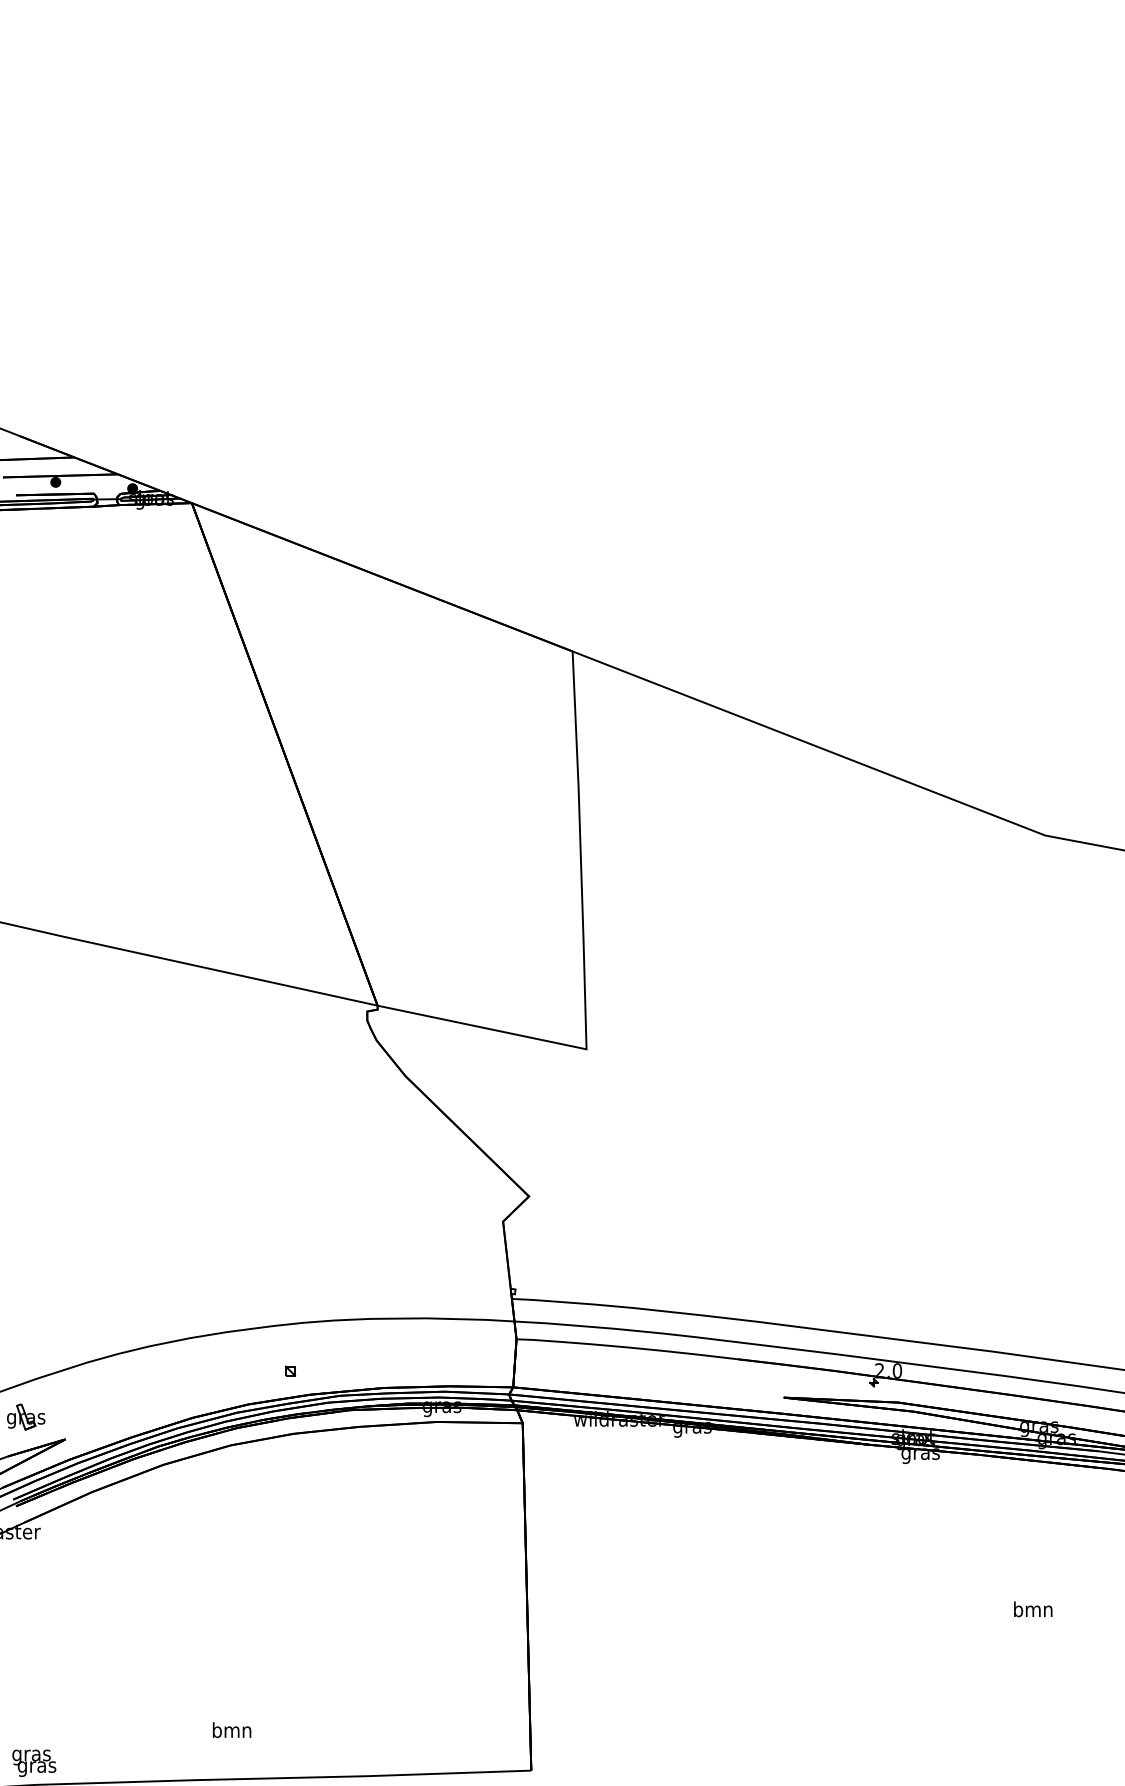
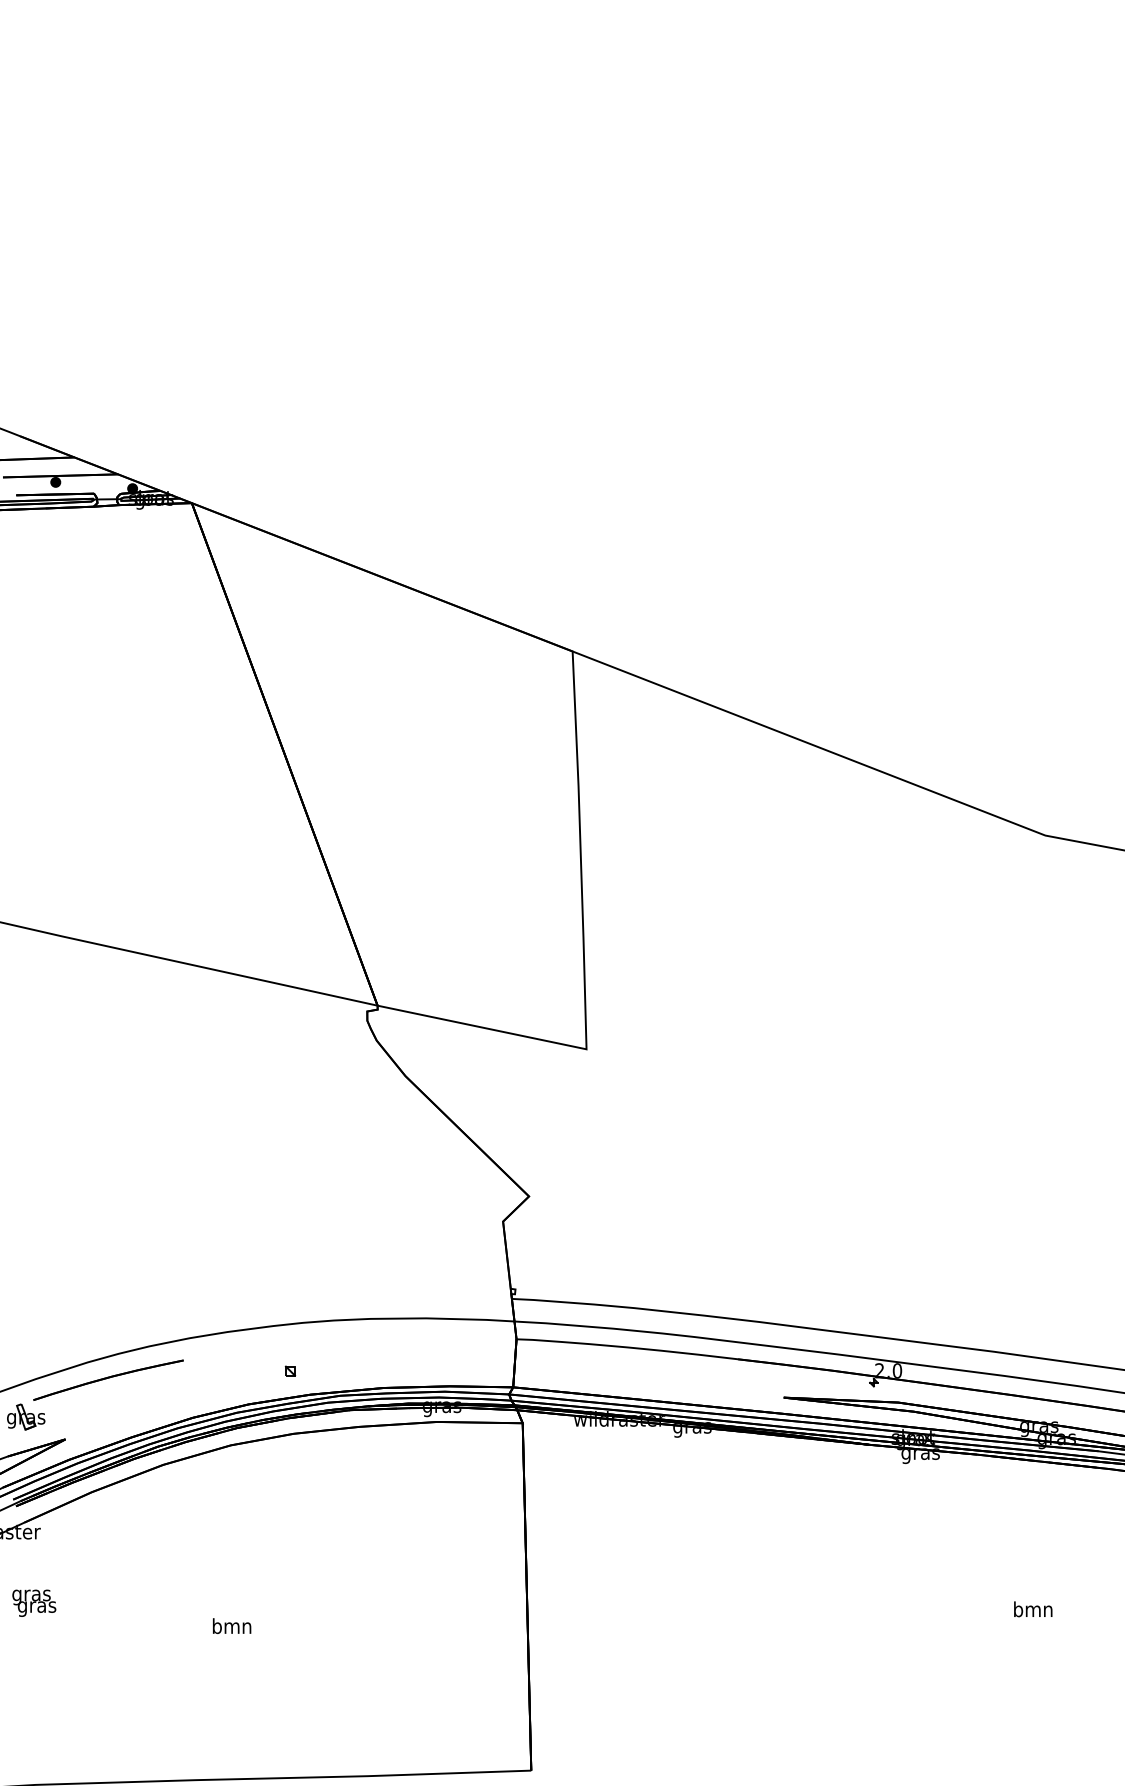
part: none -> present (108, 1379)
text position: (232, 1729) -> (232, 1625) (232, 1625)
text position: (34, 1762) -> (34, 1602) (34, 1602)
